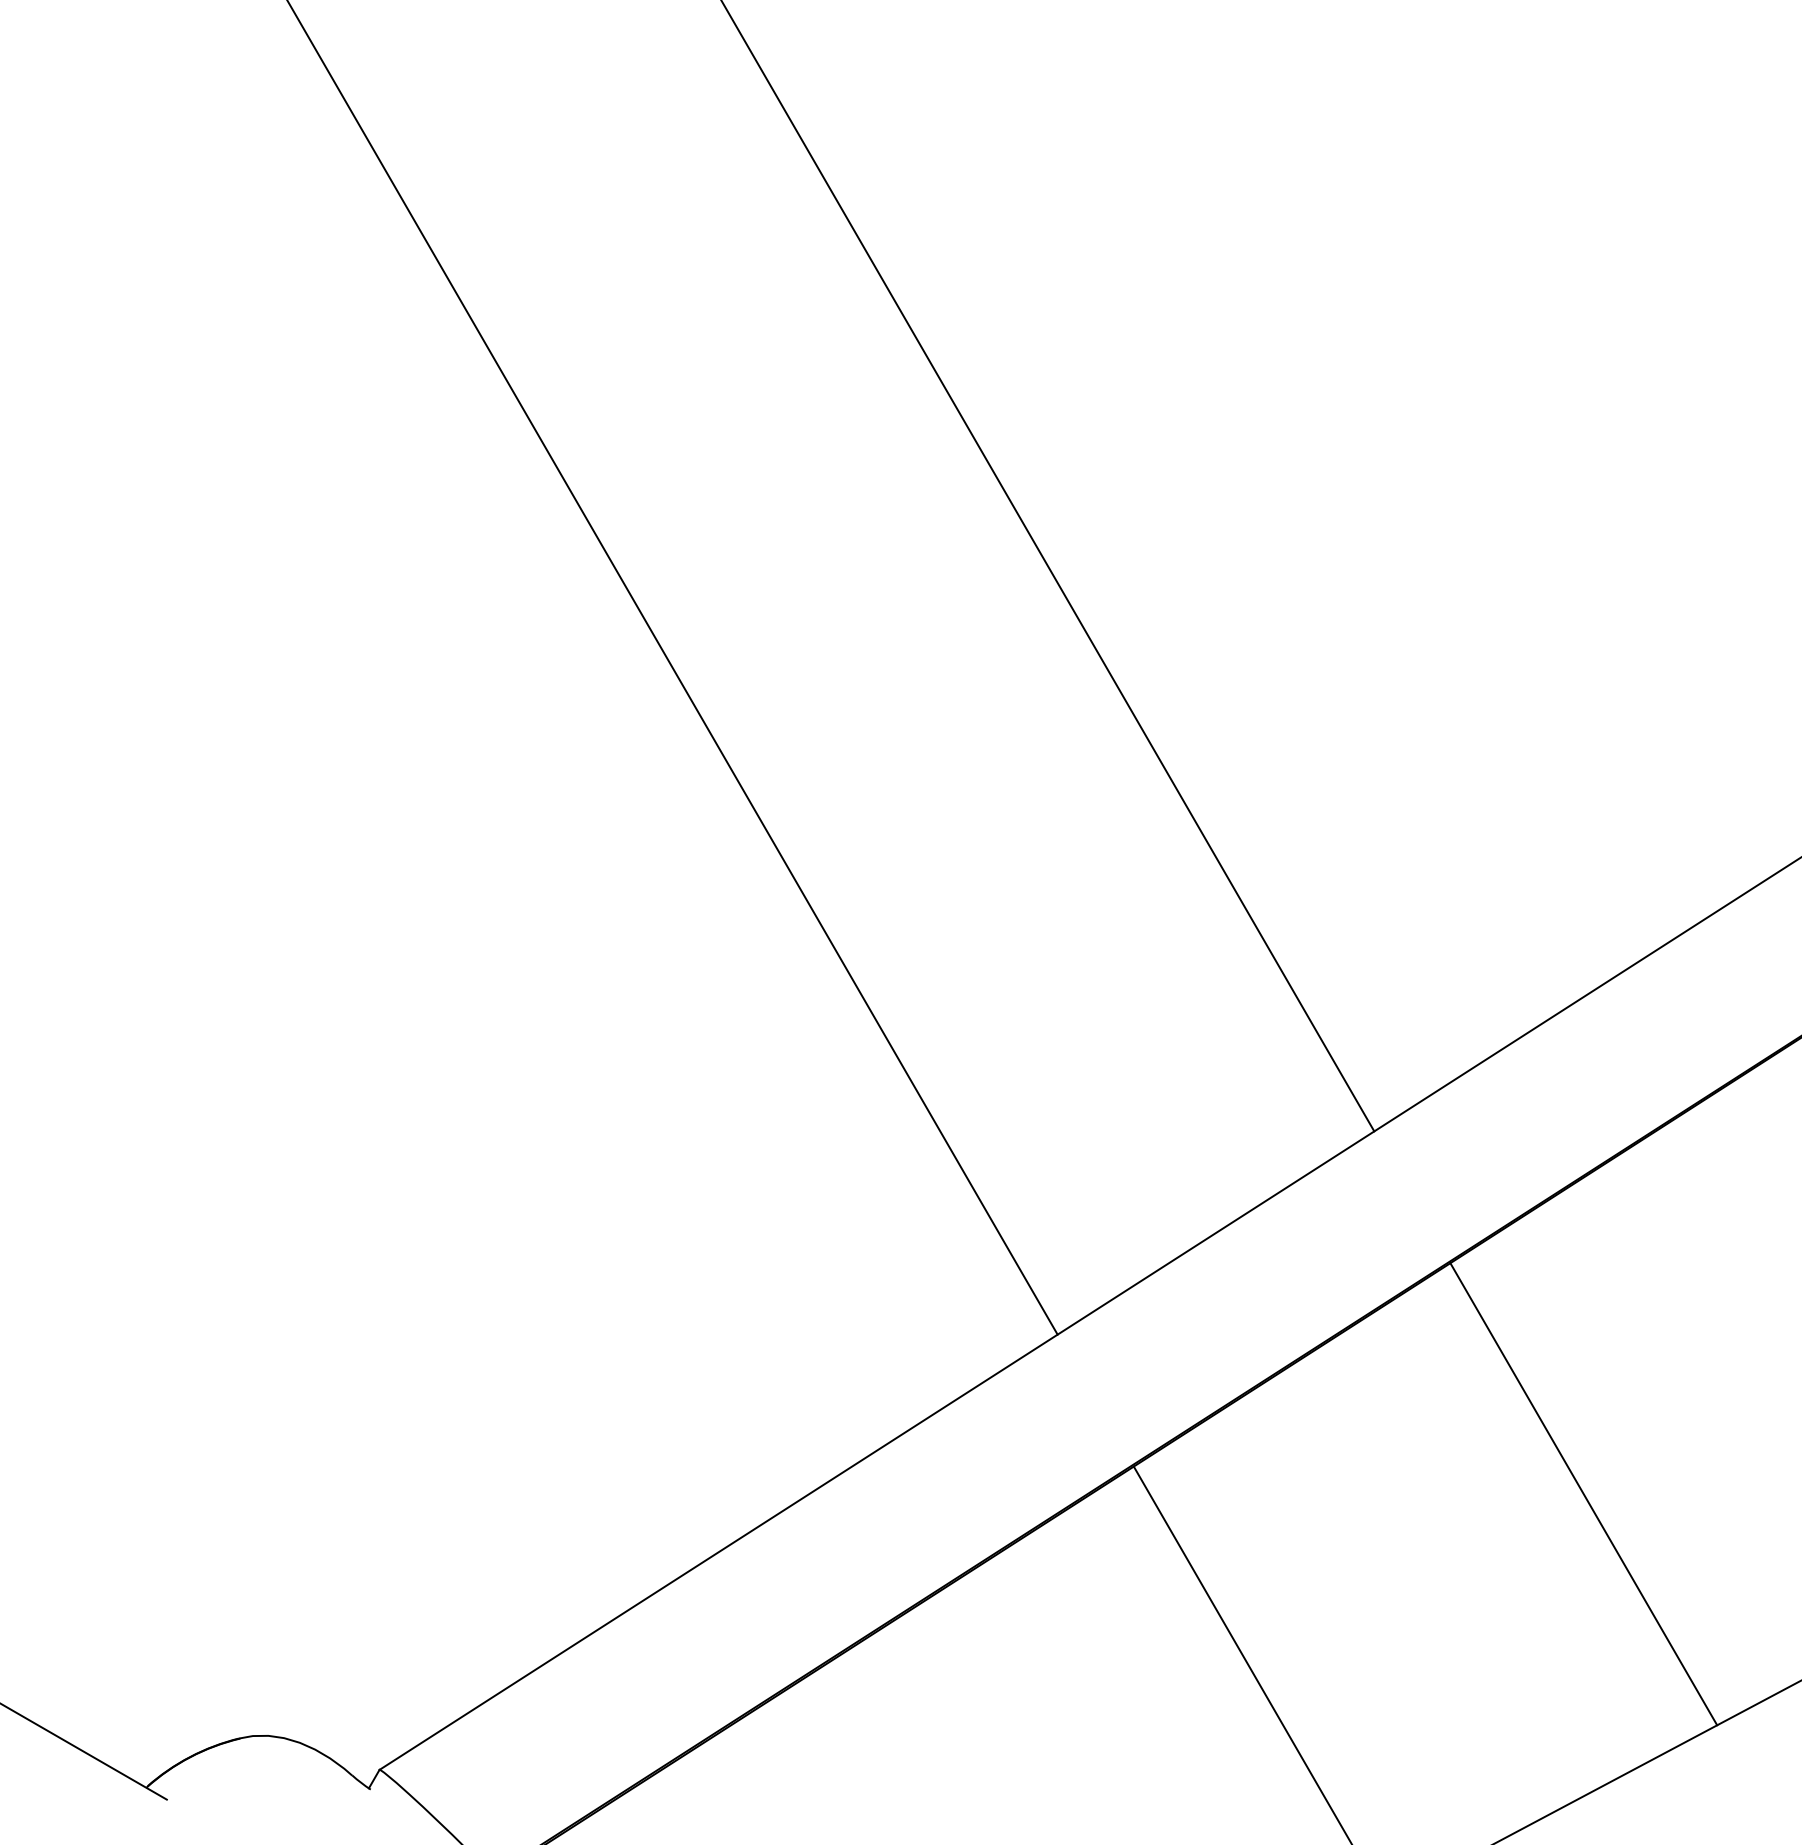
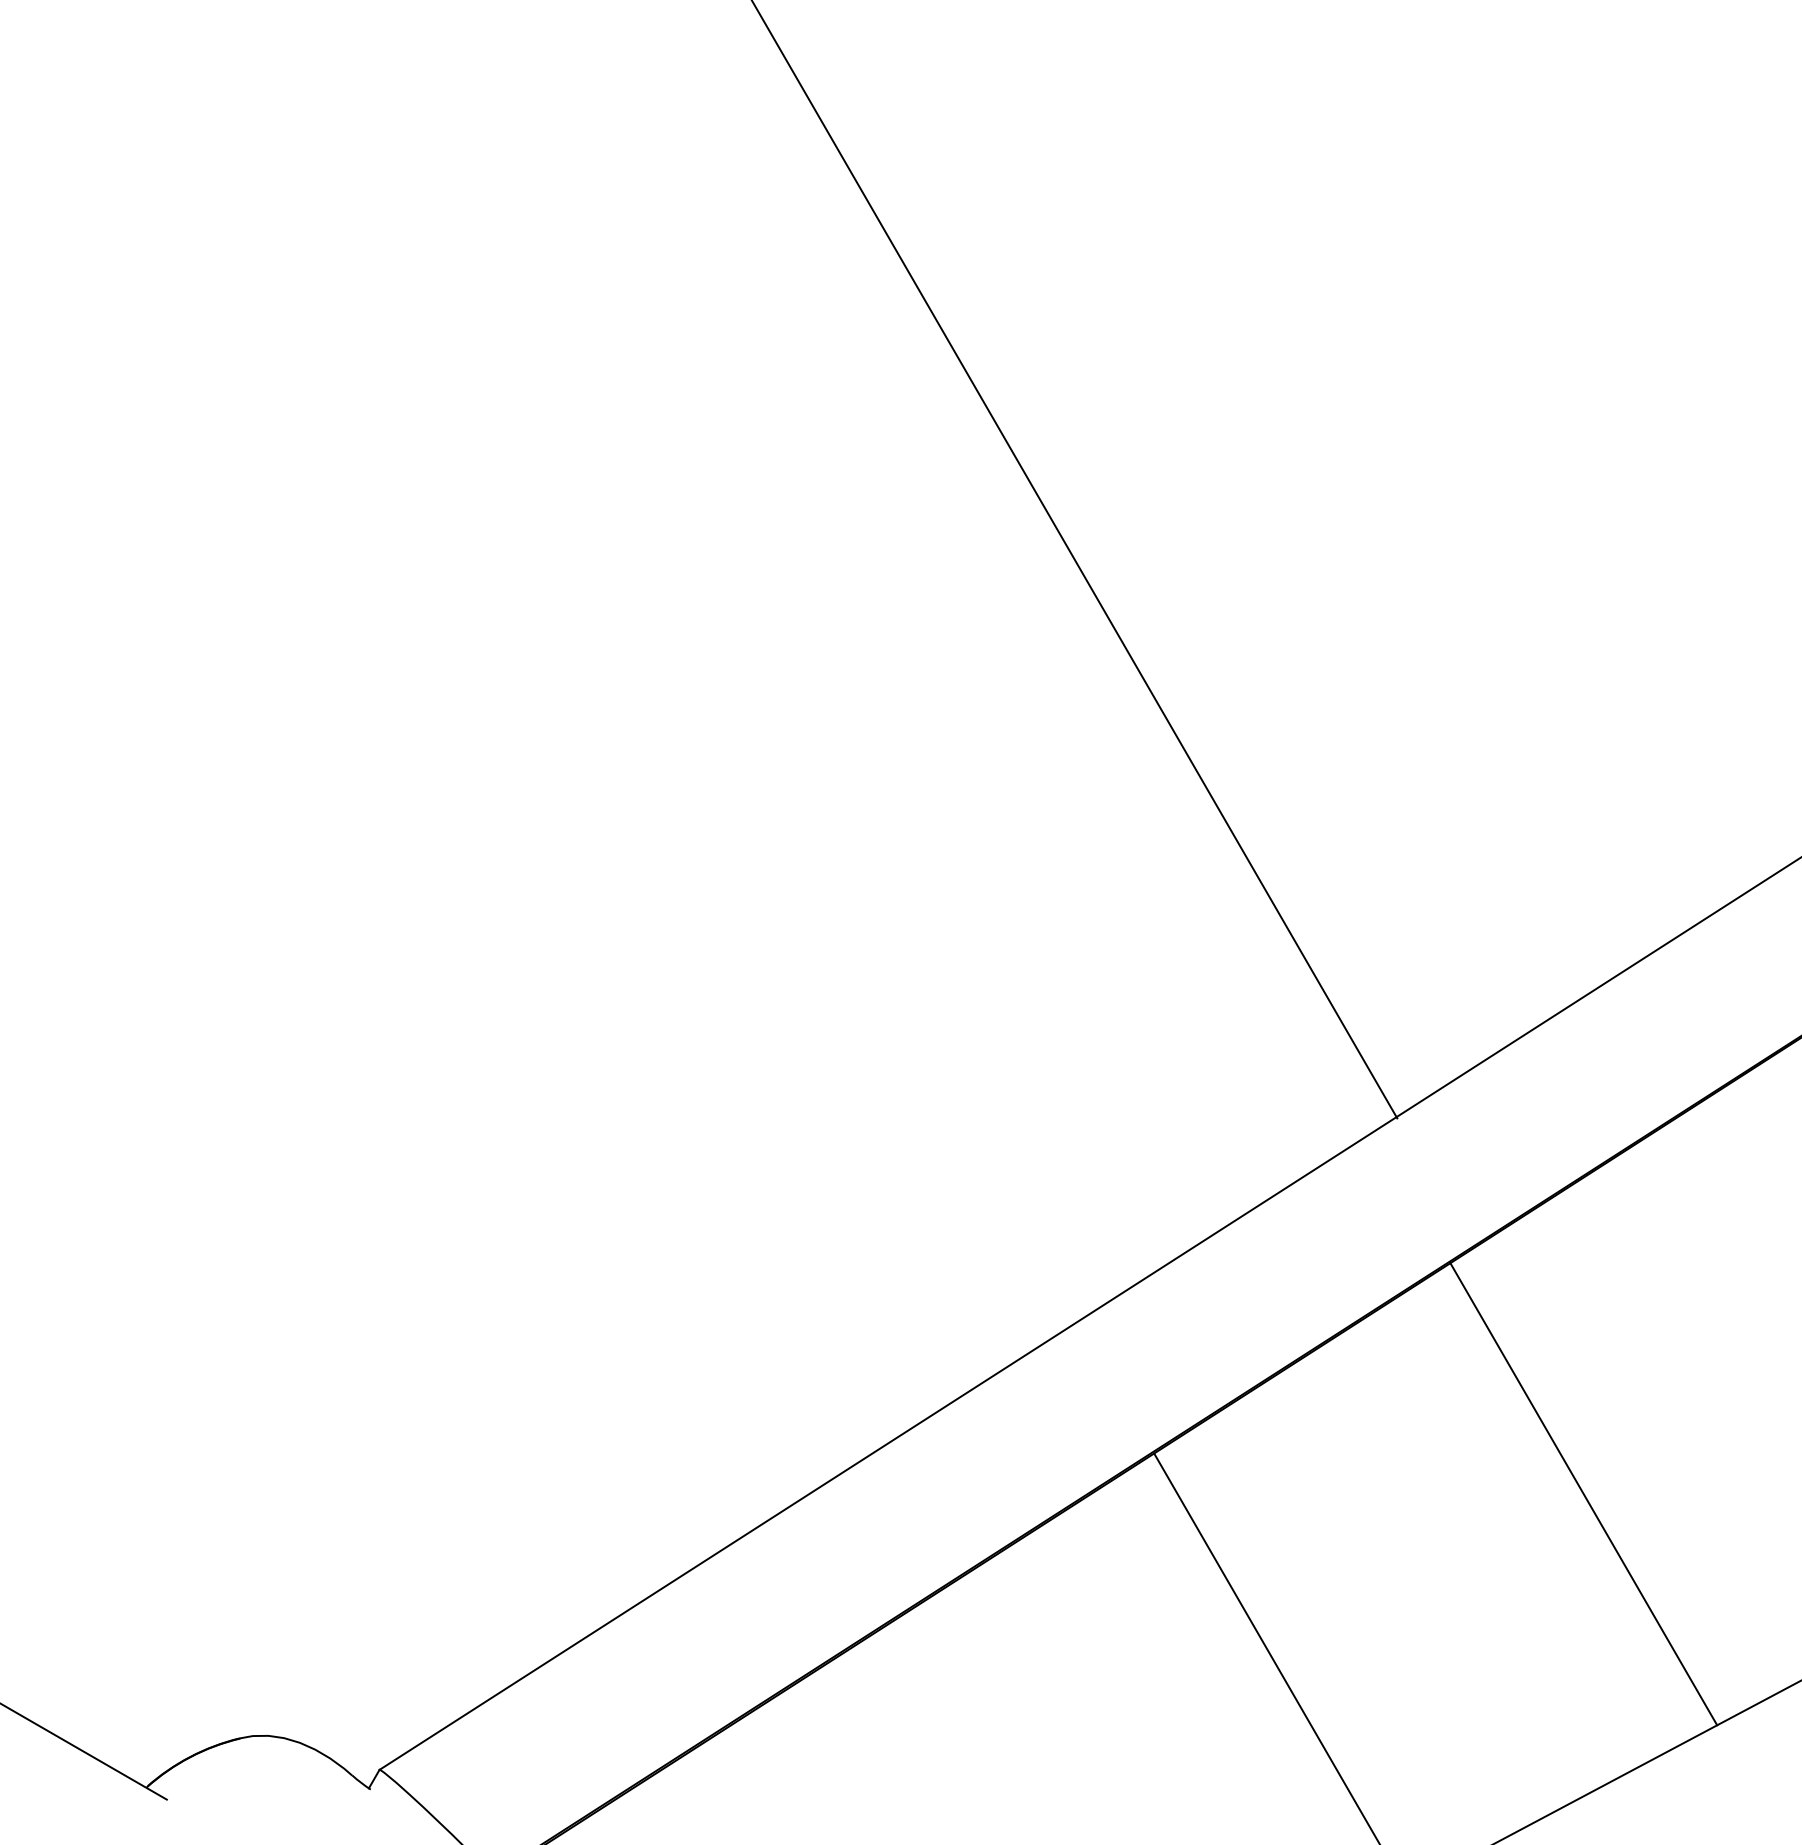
line position: (1048, 566) -> (1075, 560) (1075, 560)
line: present -> none (672, 668)
line position: (1241, 1653) -> (1266, 1647) (1266, 1647)
